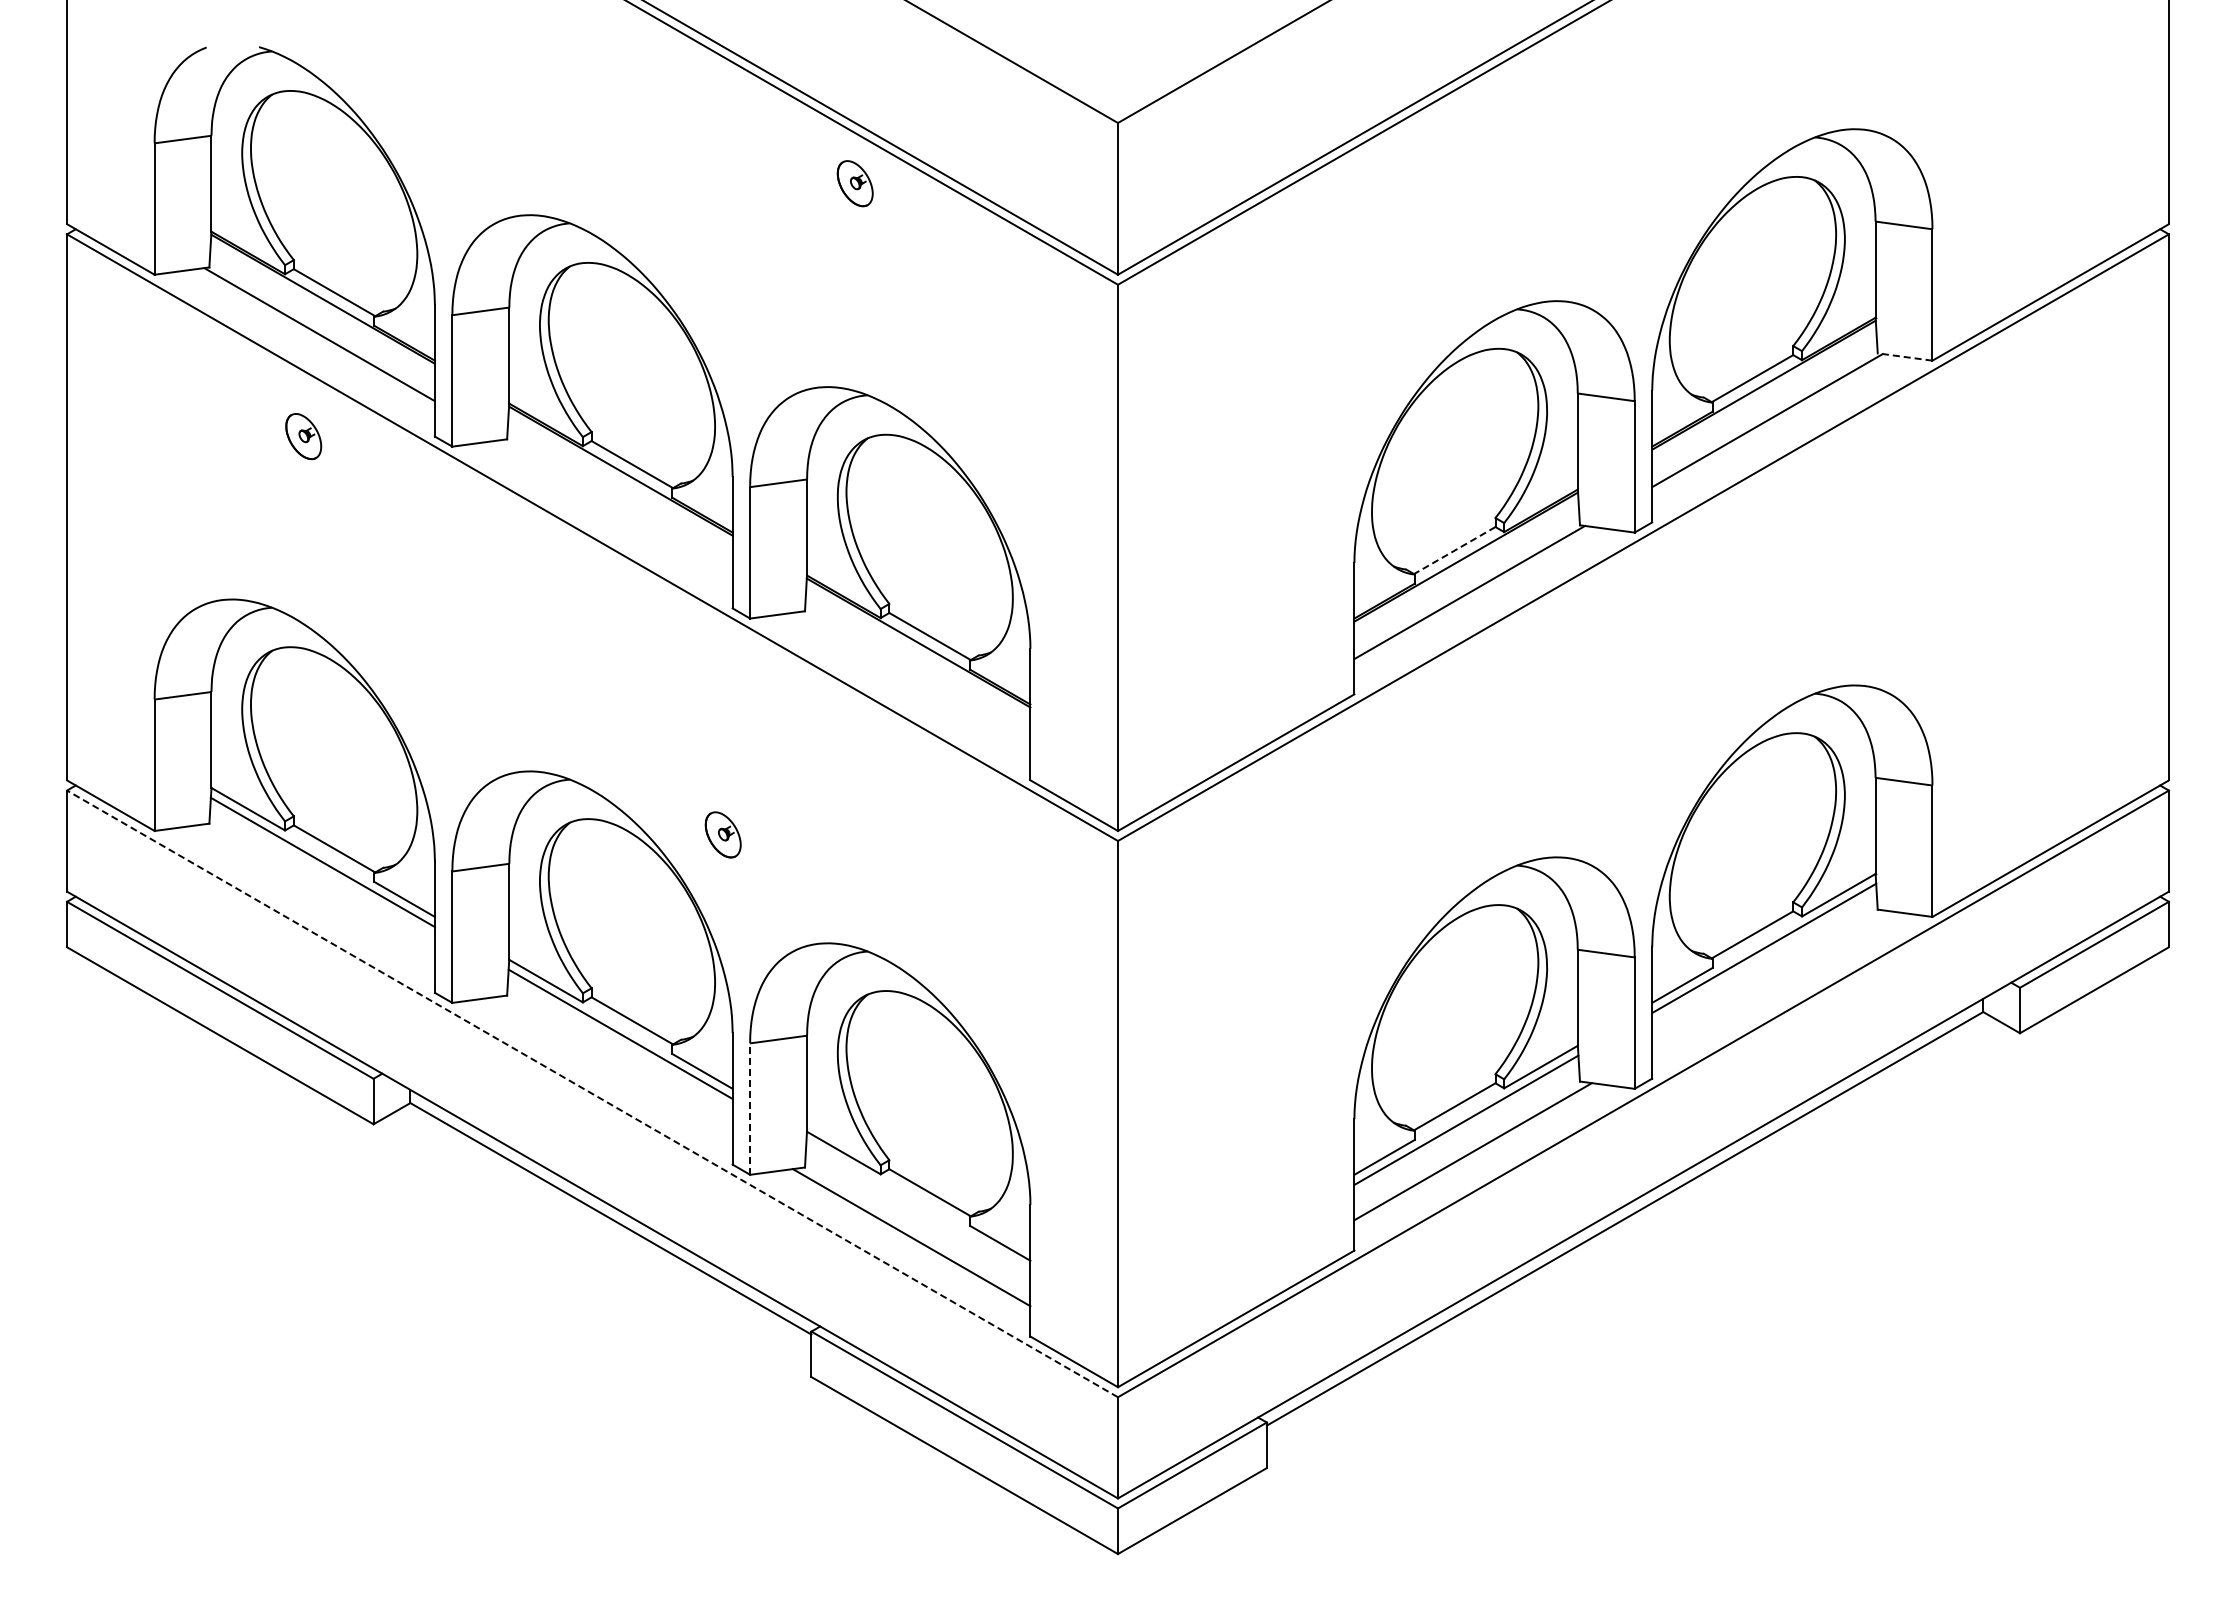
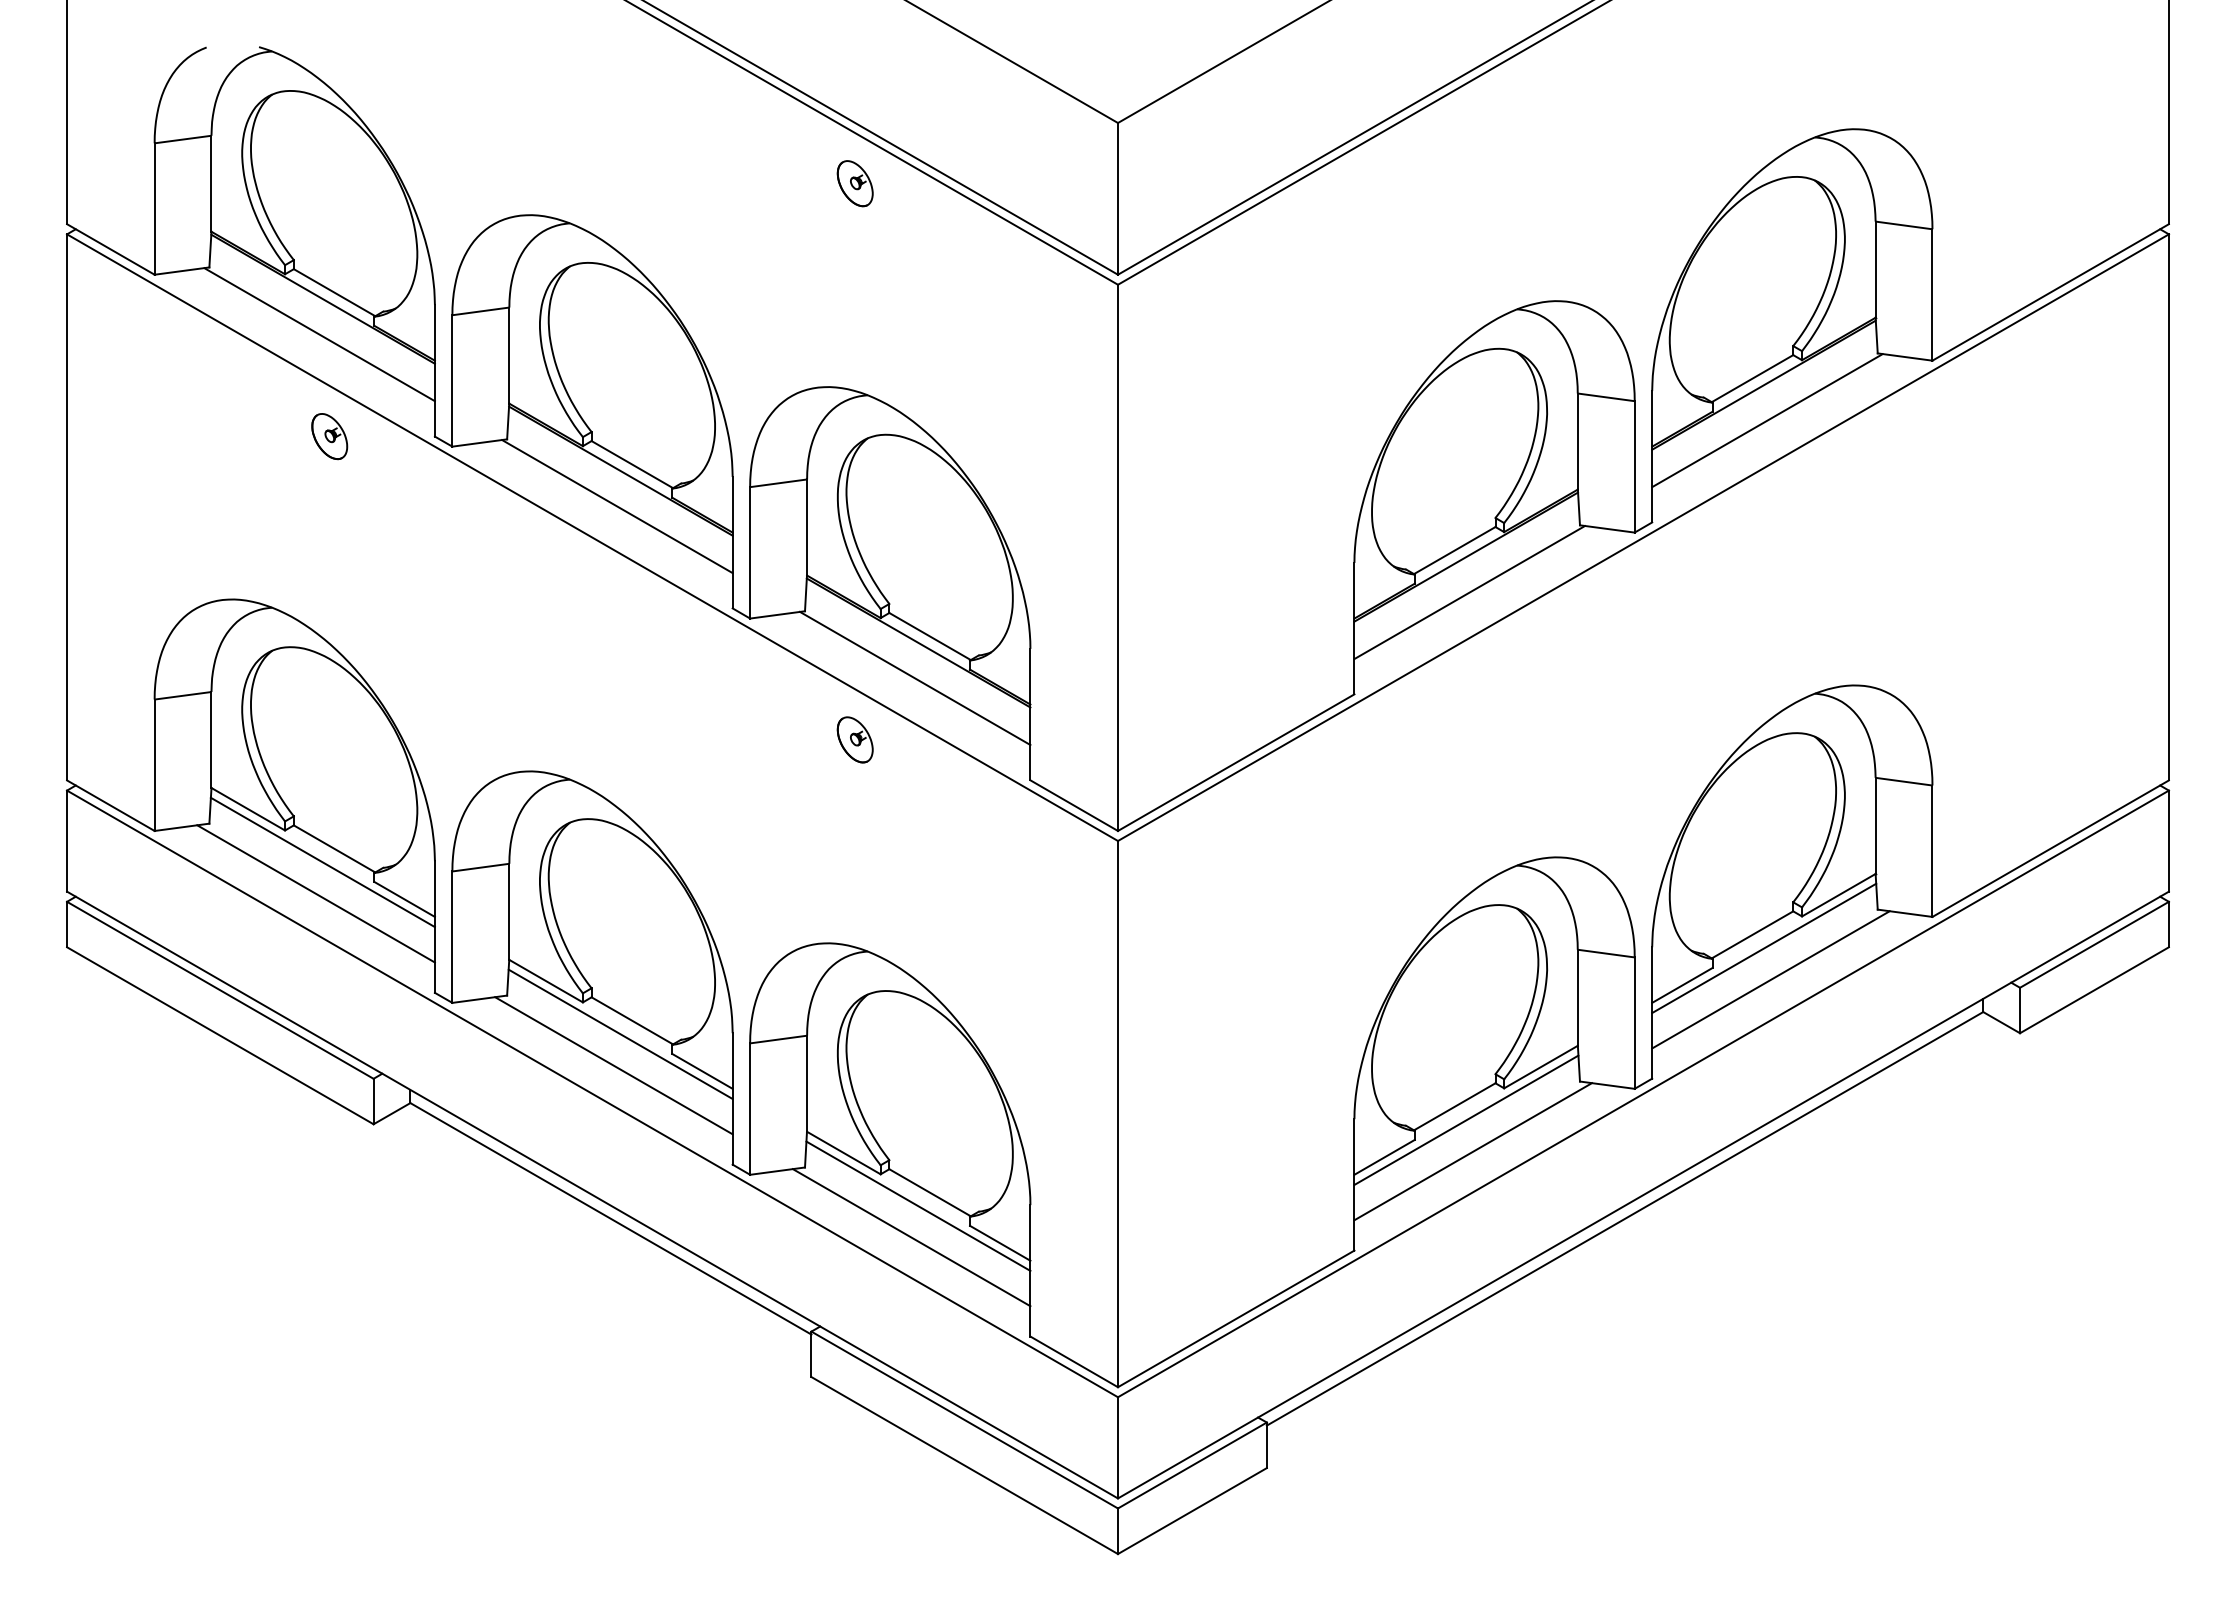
line: dashed -> solid (1905, 357)
part position: (303, 436) -> (329, 436) (329, 436)
line: none -> present (617, 506)
line: dashed -> solid (1454, 550)
line: none -> present (914, 678)
part position: (722, 834) -> (854, 739) (854, 739)
line: none -> present (315, 893)
line: none -> present (1770, 979)
line: none -> present (613, 1065)
line: dashed -> solid (592, 1093)
line: dashed -> solid (750, 1109)
line: none -> present (918, 1205)
